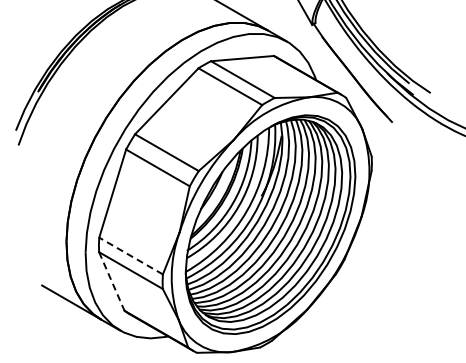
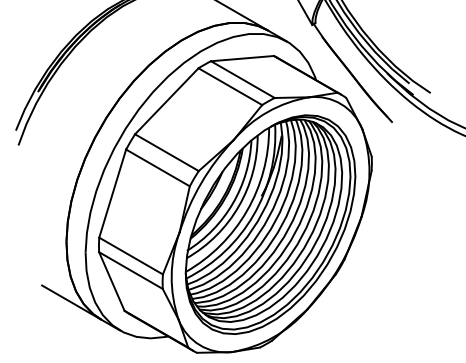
line: dashed -> solid (131, 256)
line: dashed -> solid (111, 281)
